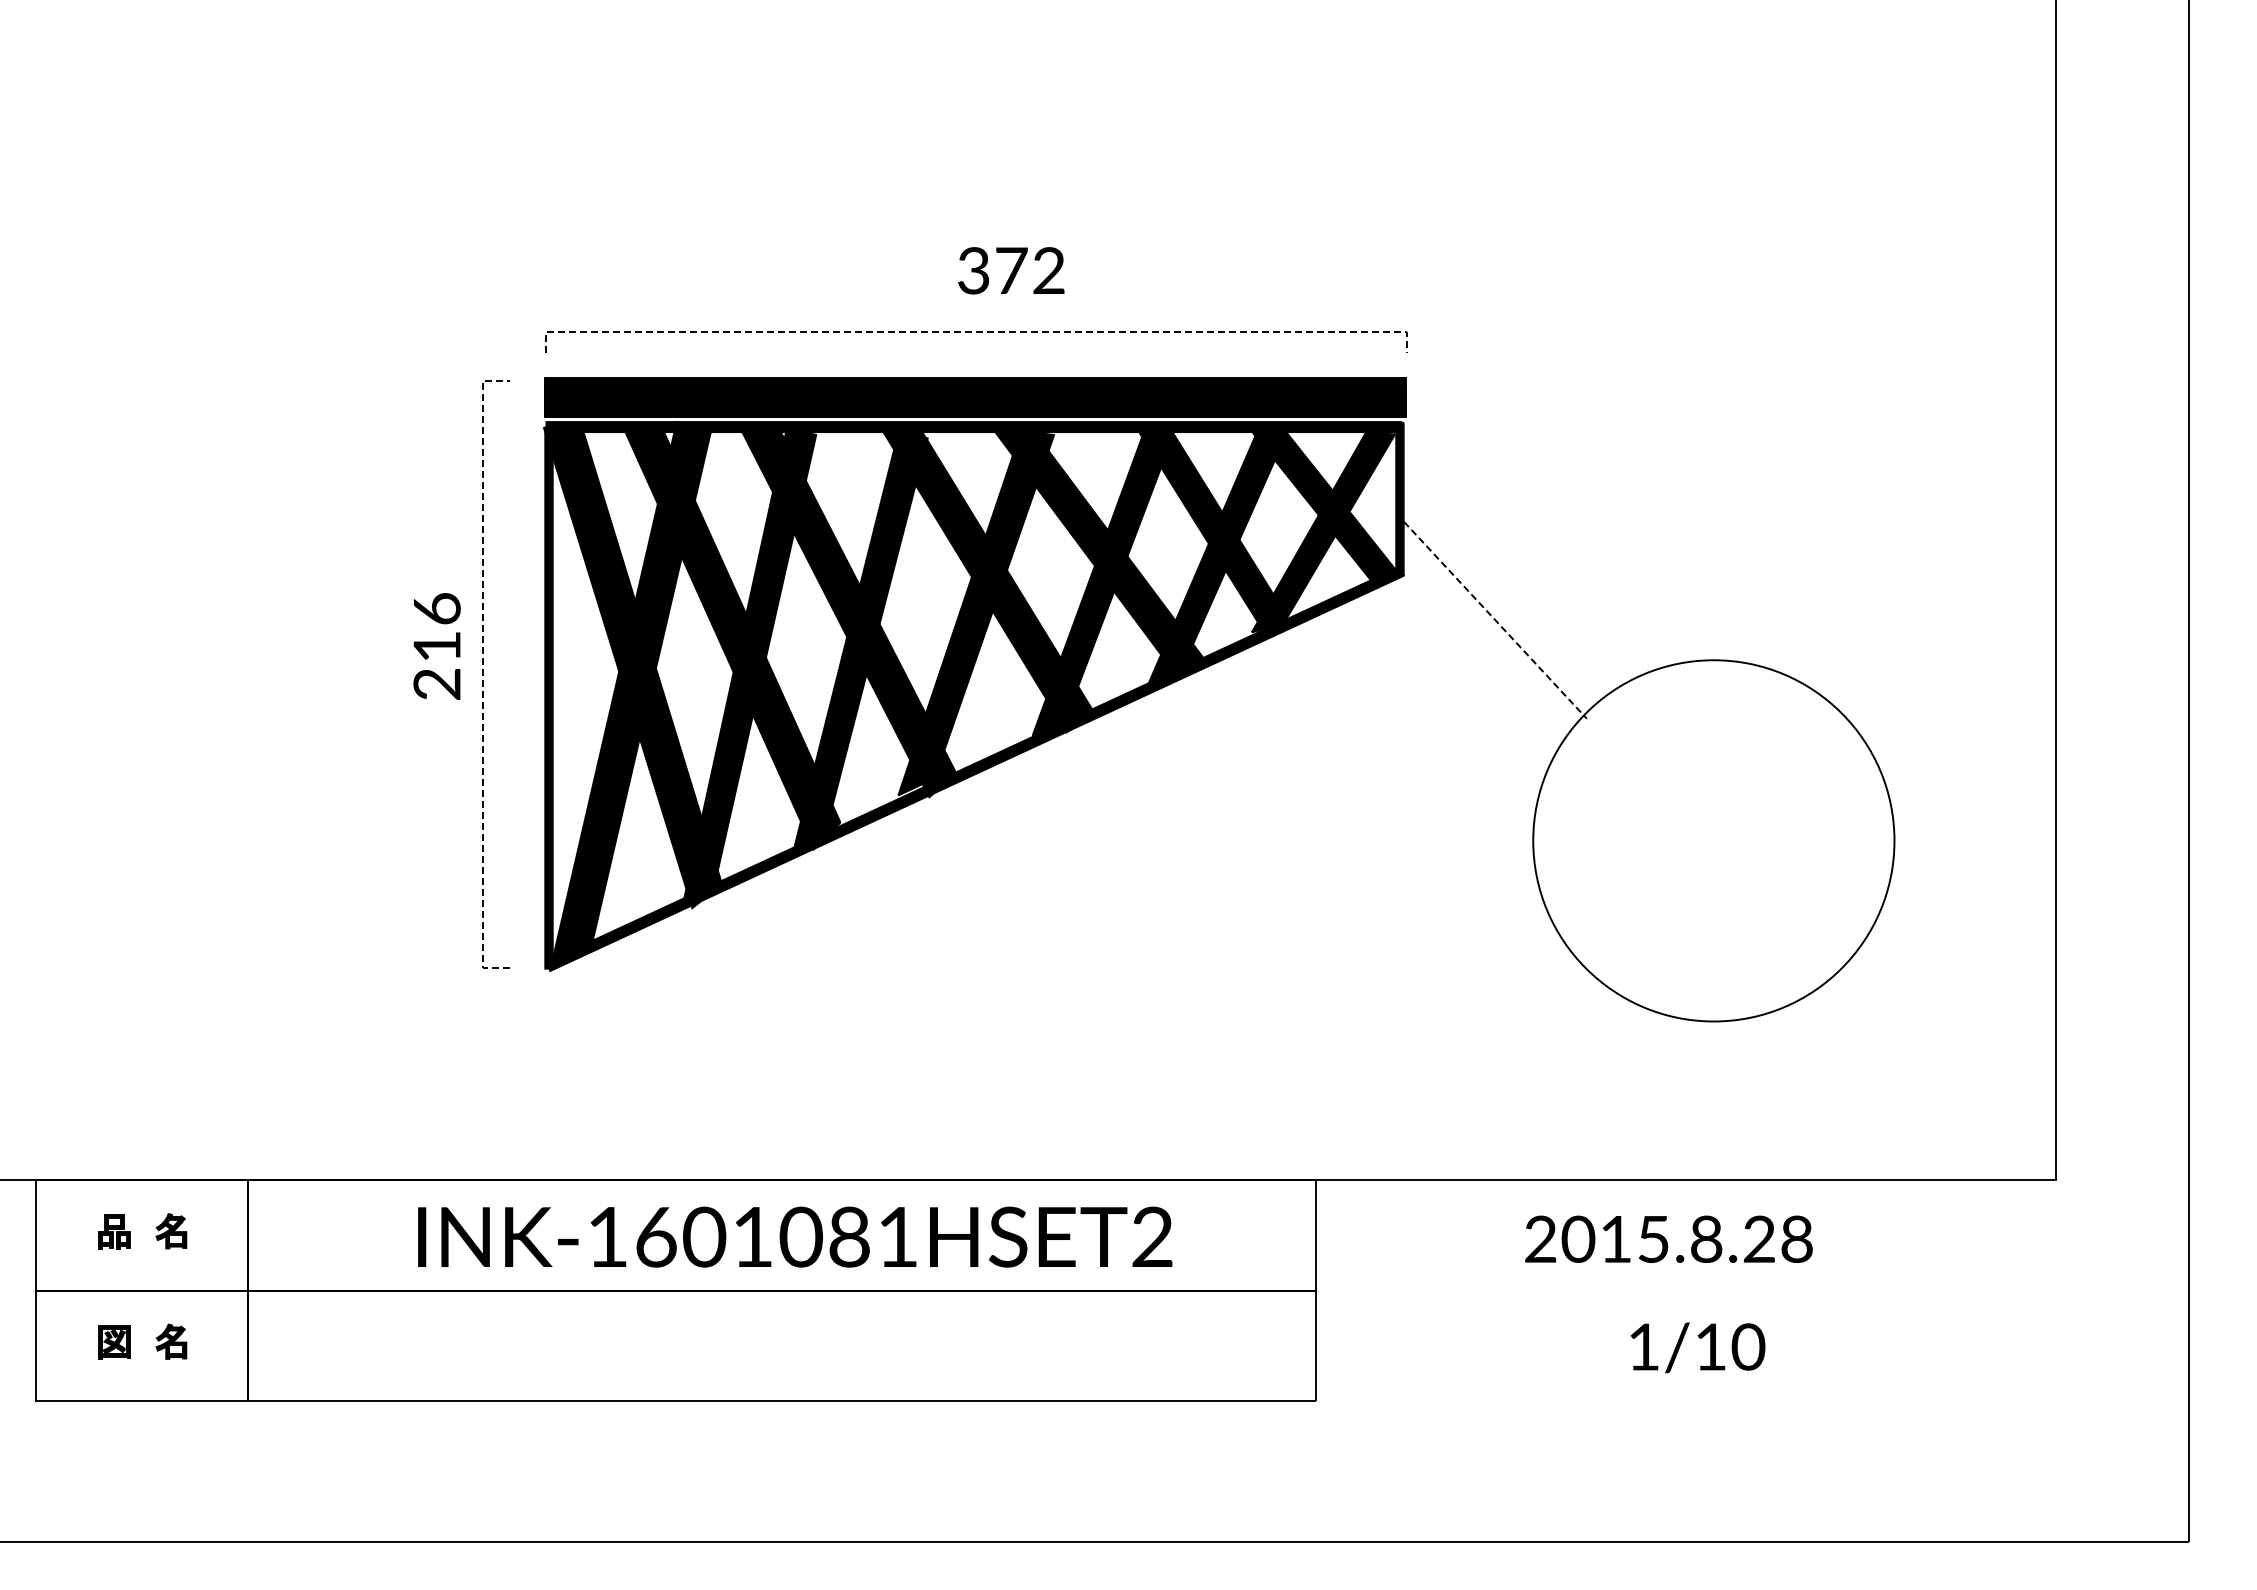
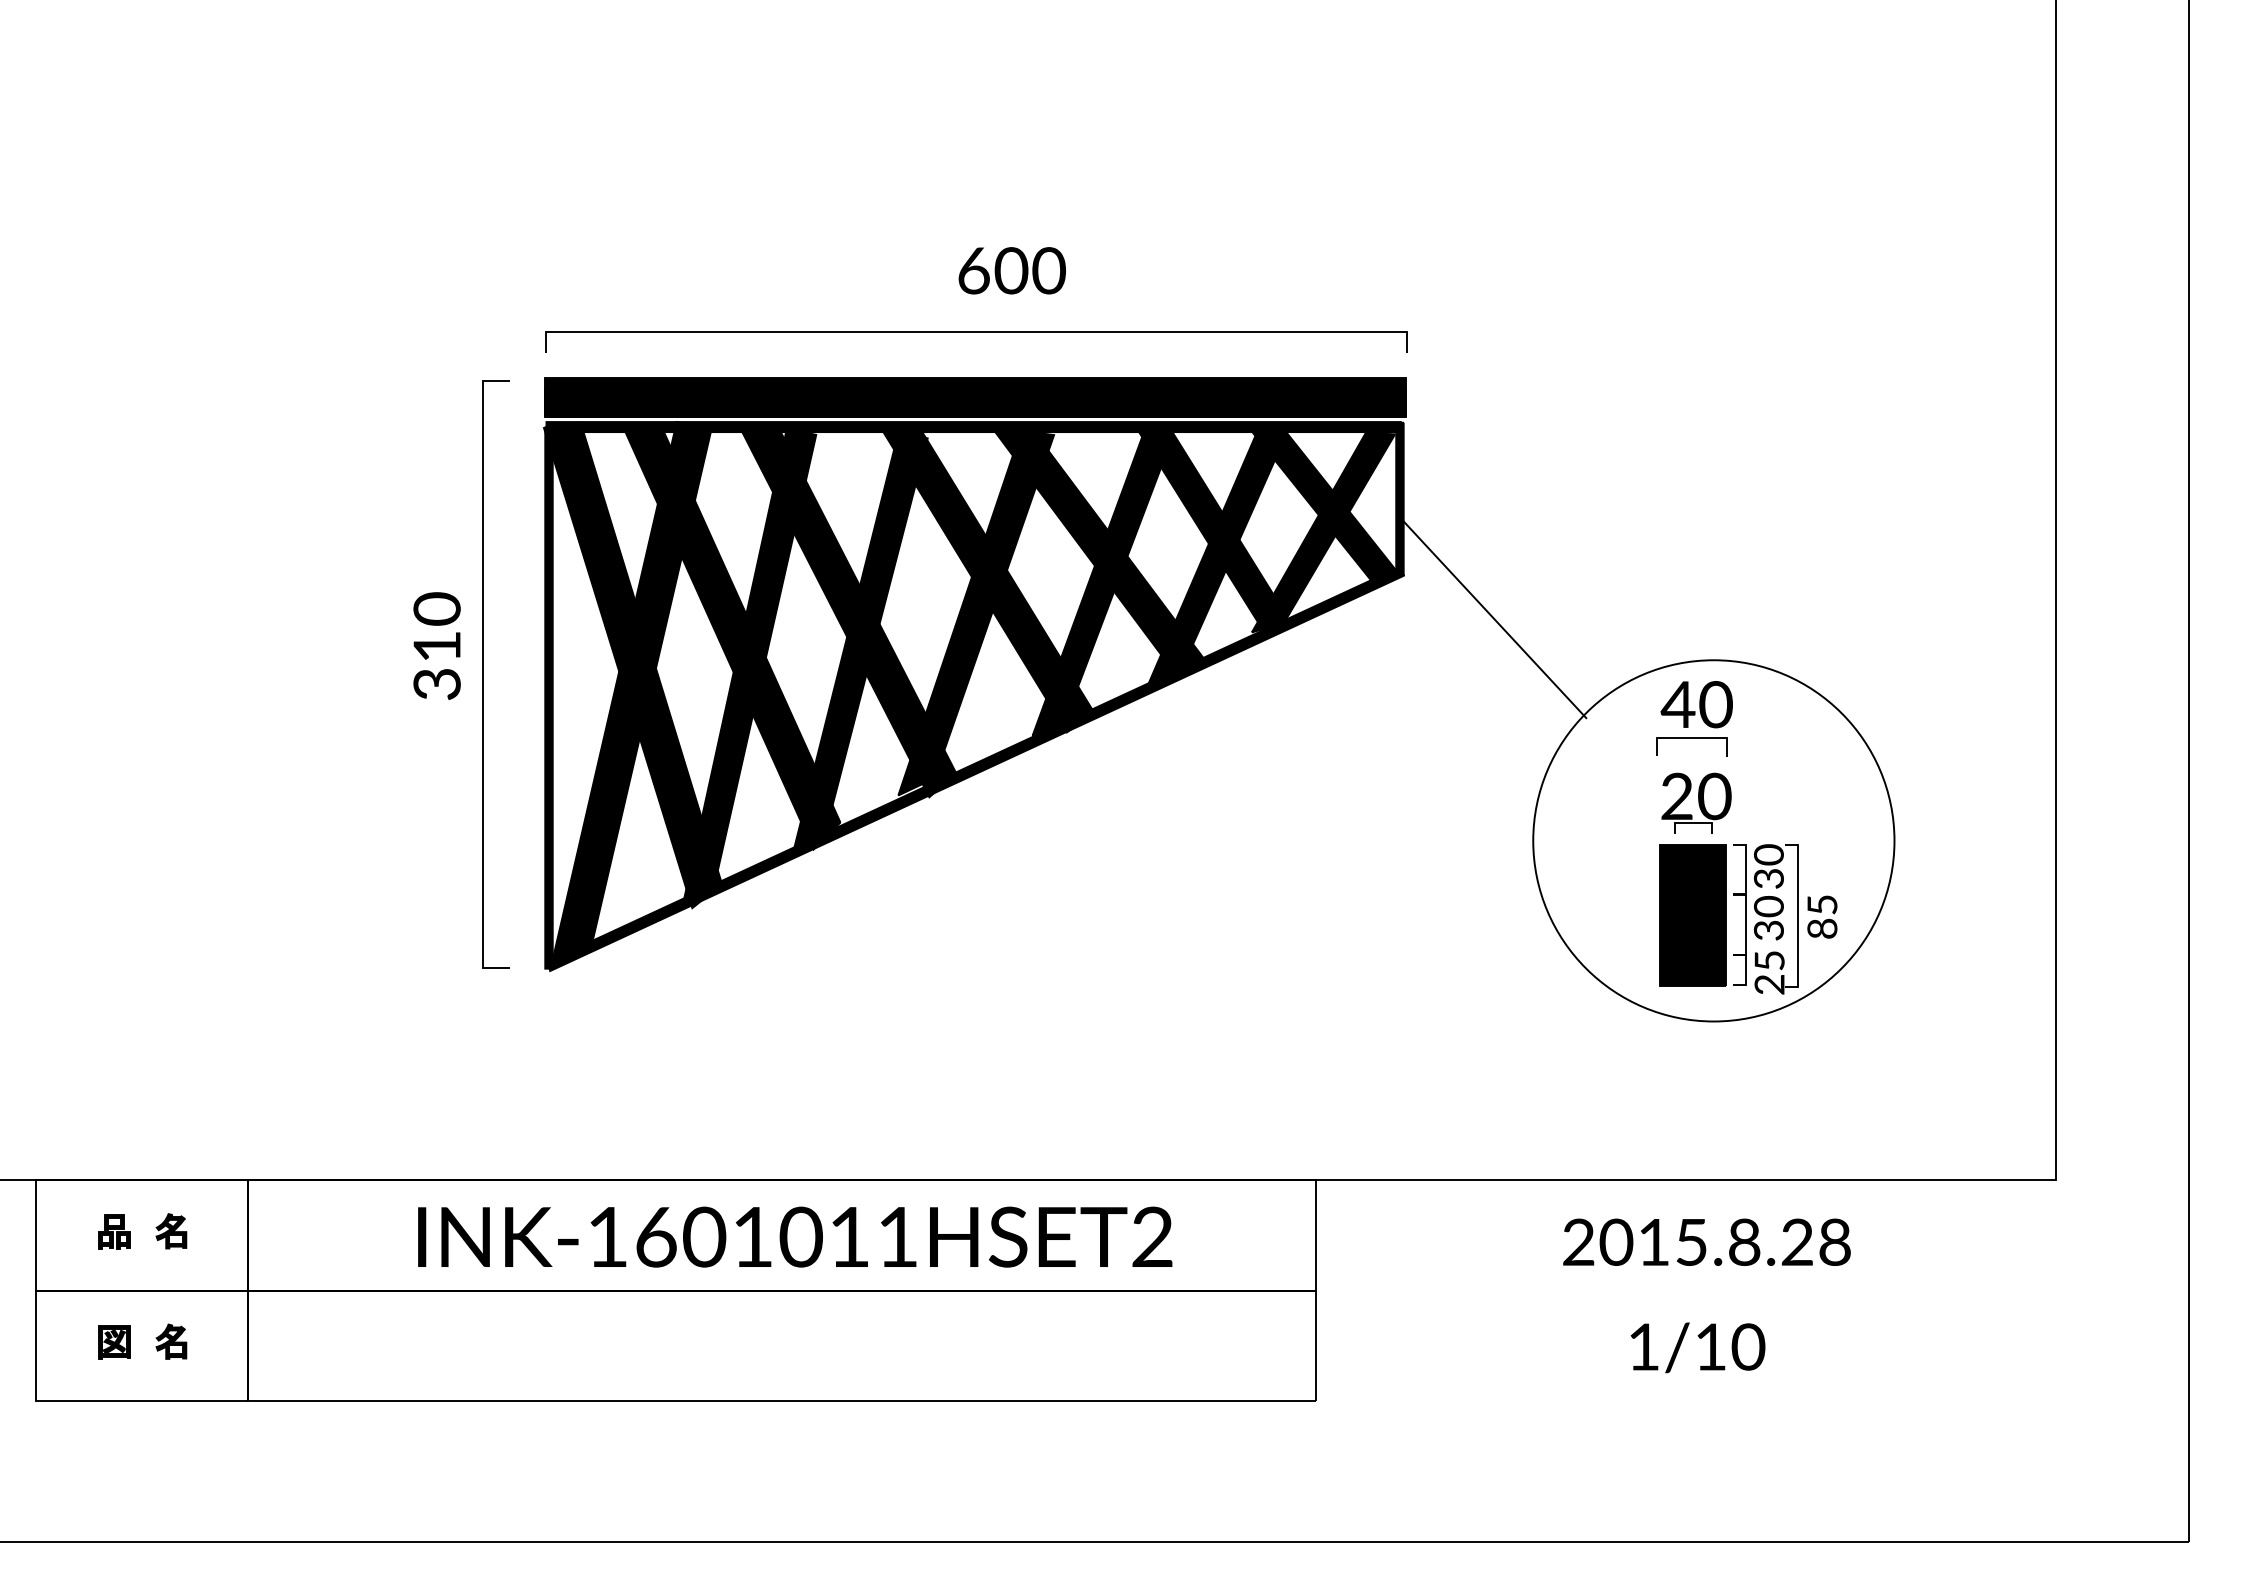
text: 372 -> 600 (1011, 270)
line: dashed -> solid (976, 332)
line: dashed -> solid (1491, 616)
text: 216 -> 310 (436, 645)
line: dashed -> solid (482, 673)
part: none -> present (1746, 844)
text: INK-1601081HSET2 -> INK-1601011HSET2 (849, 1236)
text position: (1668, 1238) -> (1706, 1241) (1706, 1241)
